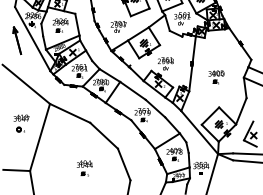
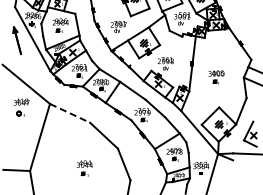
line: solid -> dashed (70, 113)
part position: (21, 123) -> (21, 107) (21, 107)
line: present -> none (246, 161)
